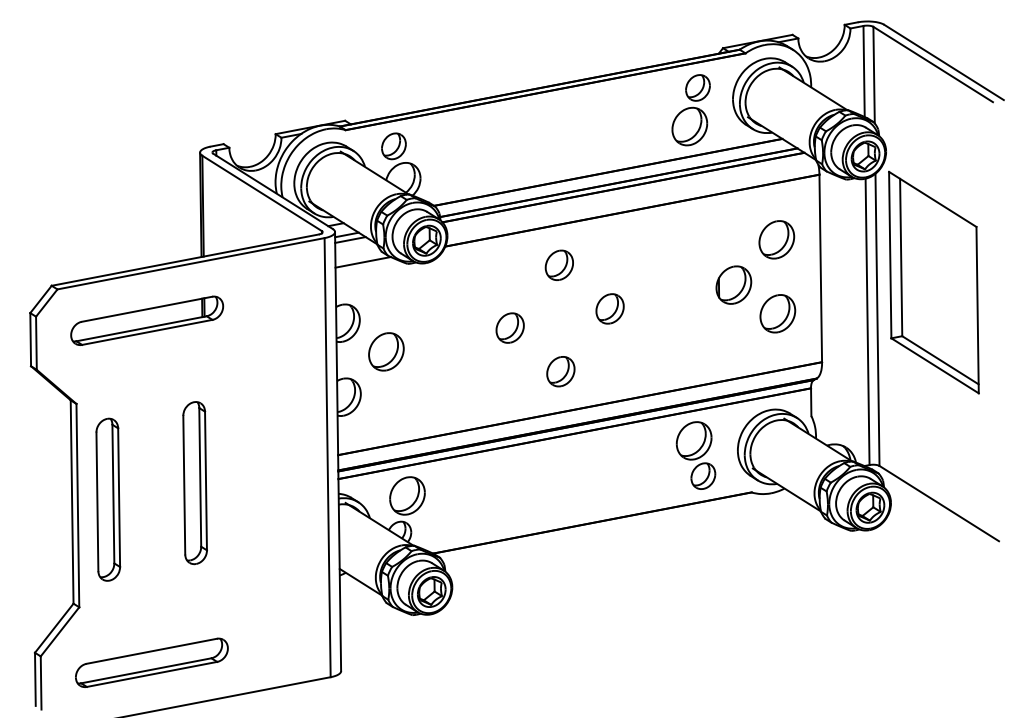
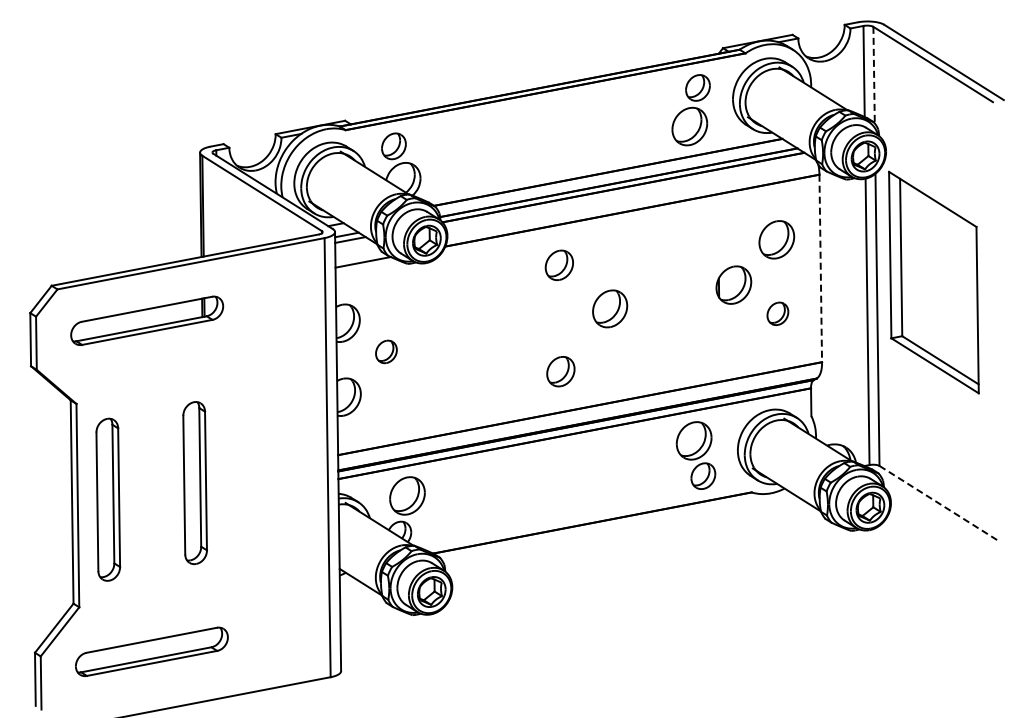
line: solid -> dashed (874, 75)
line: solid -> dashed (820, 268)
part size: 30x32 px -> 37x40 px (610, 308)
part size: 38x40 px -> 24x25 px (777, 313)
part: present -> none (509, 327)
part size: 37x40 px -> 23x26 px (386, 351)
line: solid -> dashed (939, 503)
part position: (151, 662) -> (151, 651) (151, 651)
